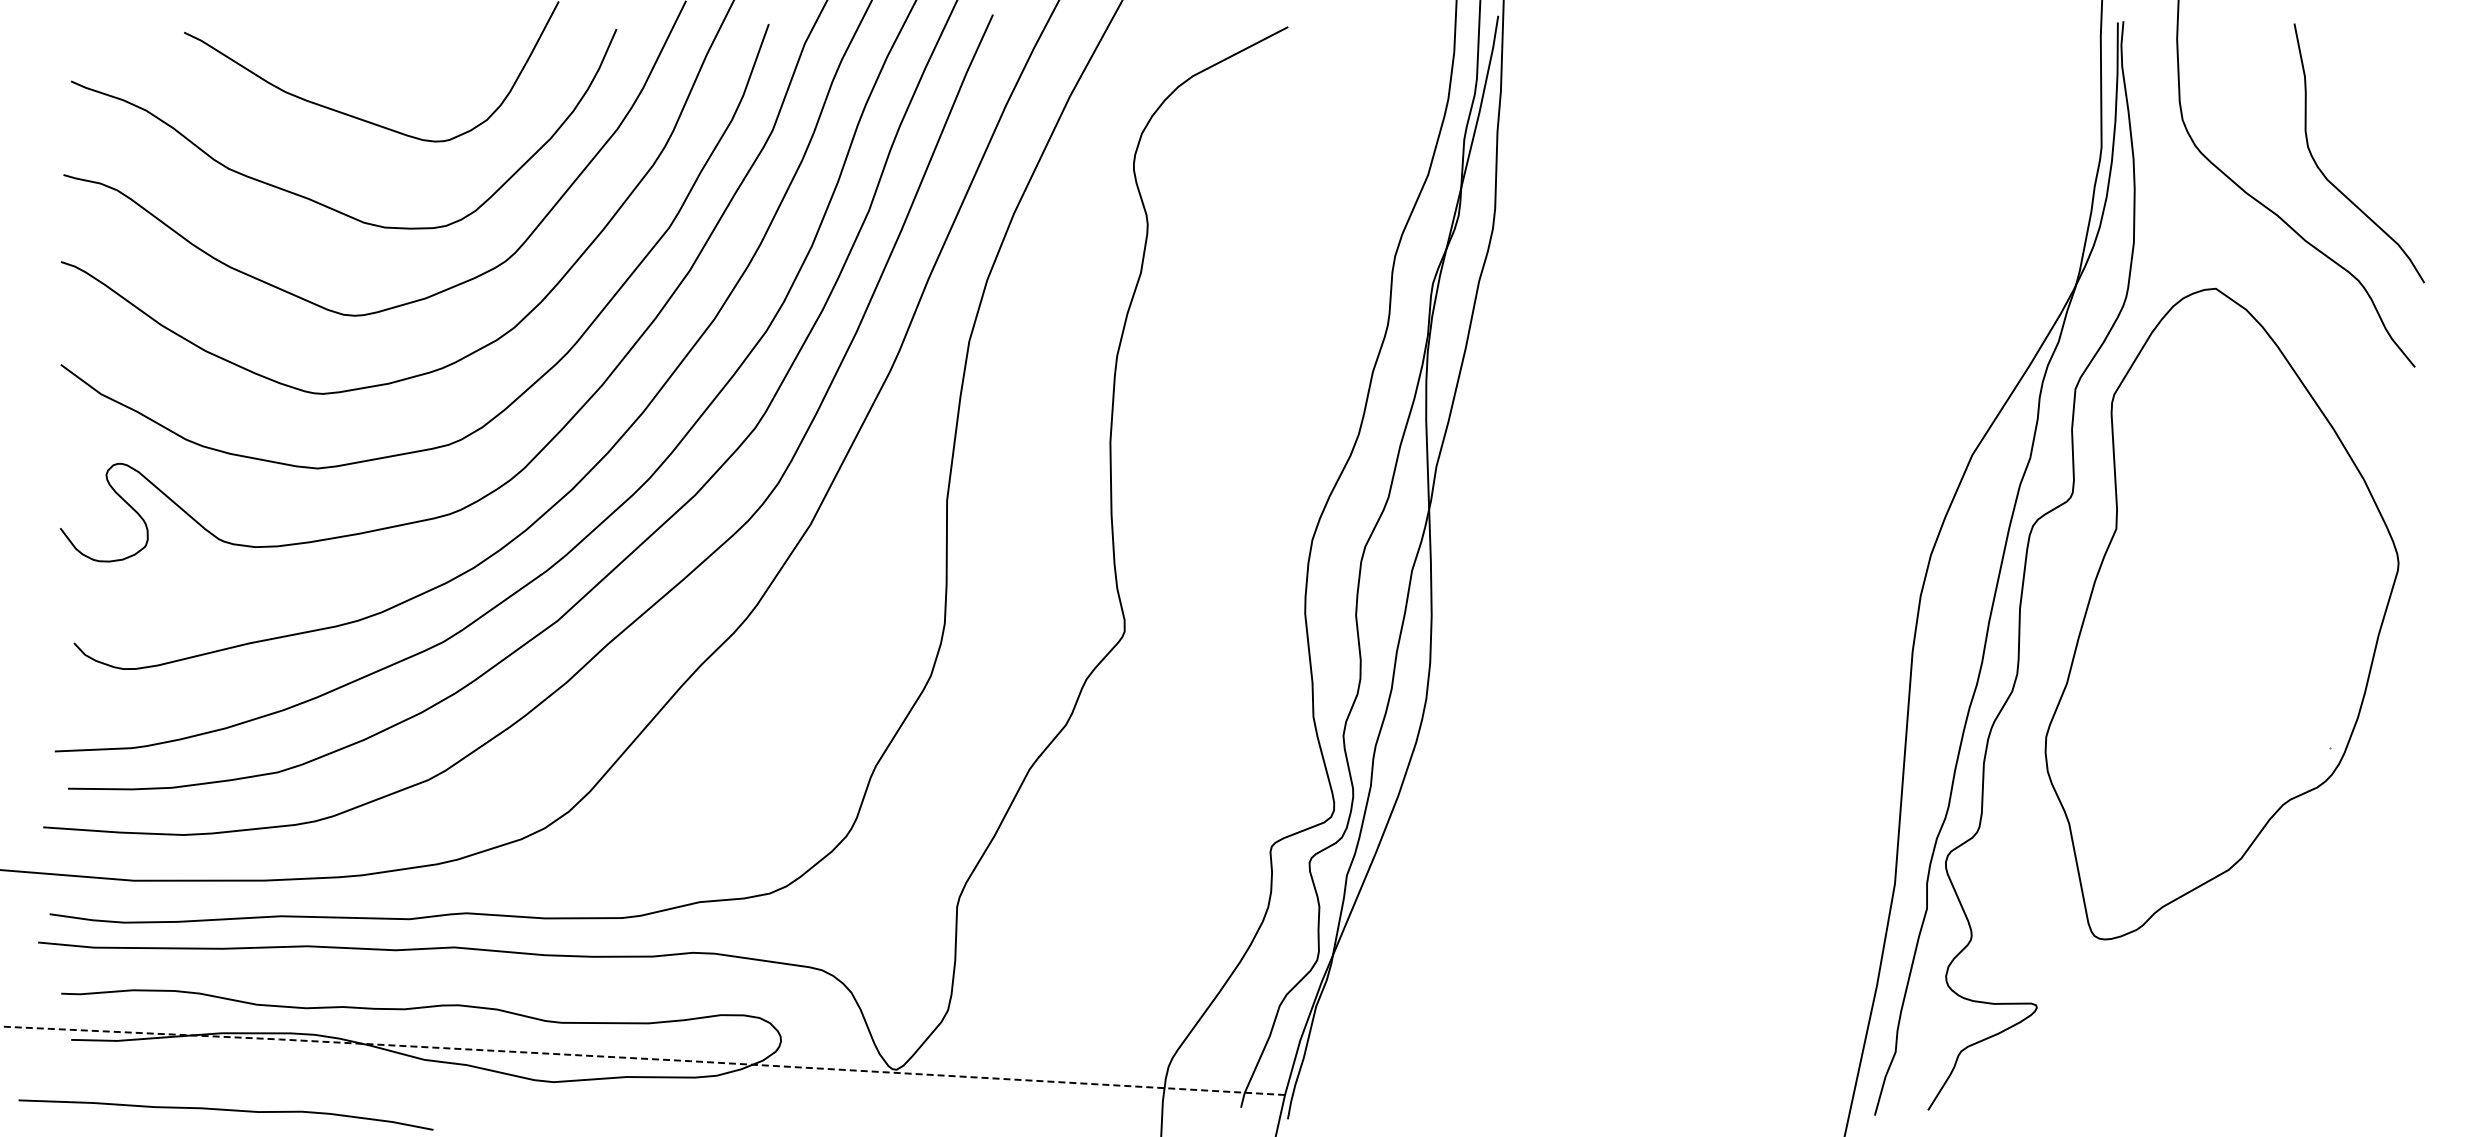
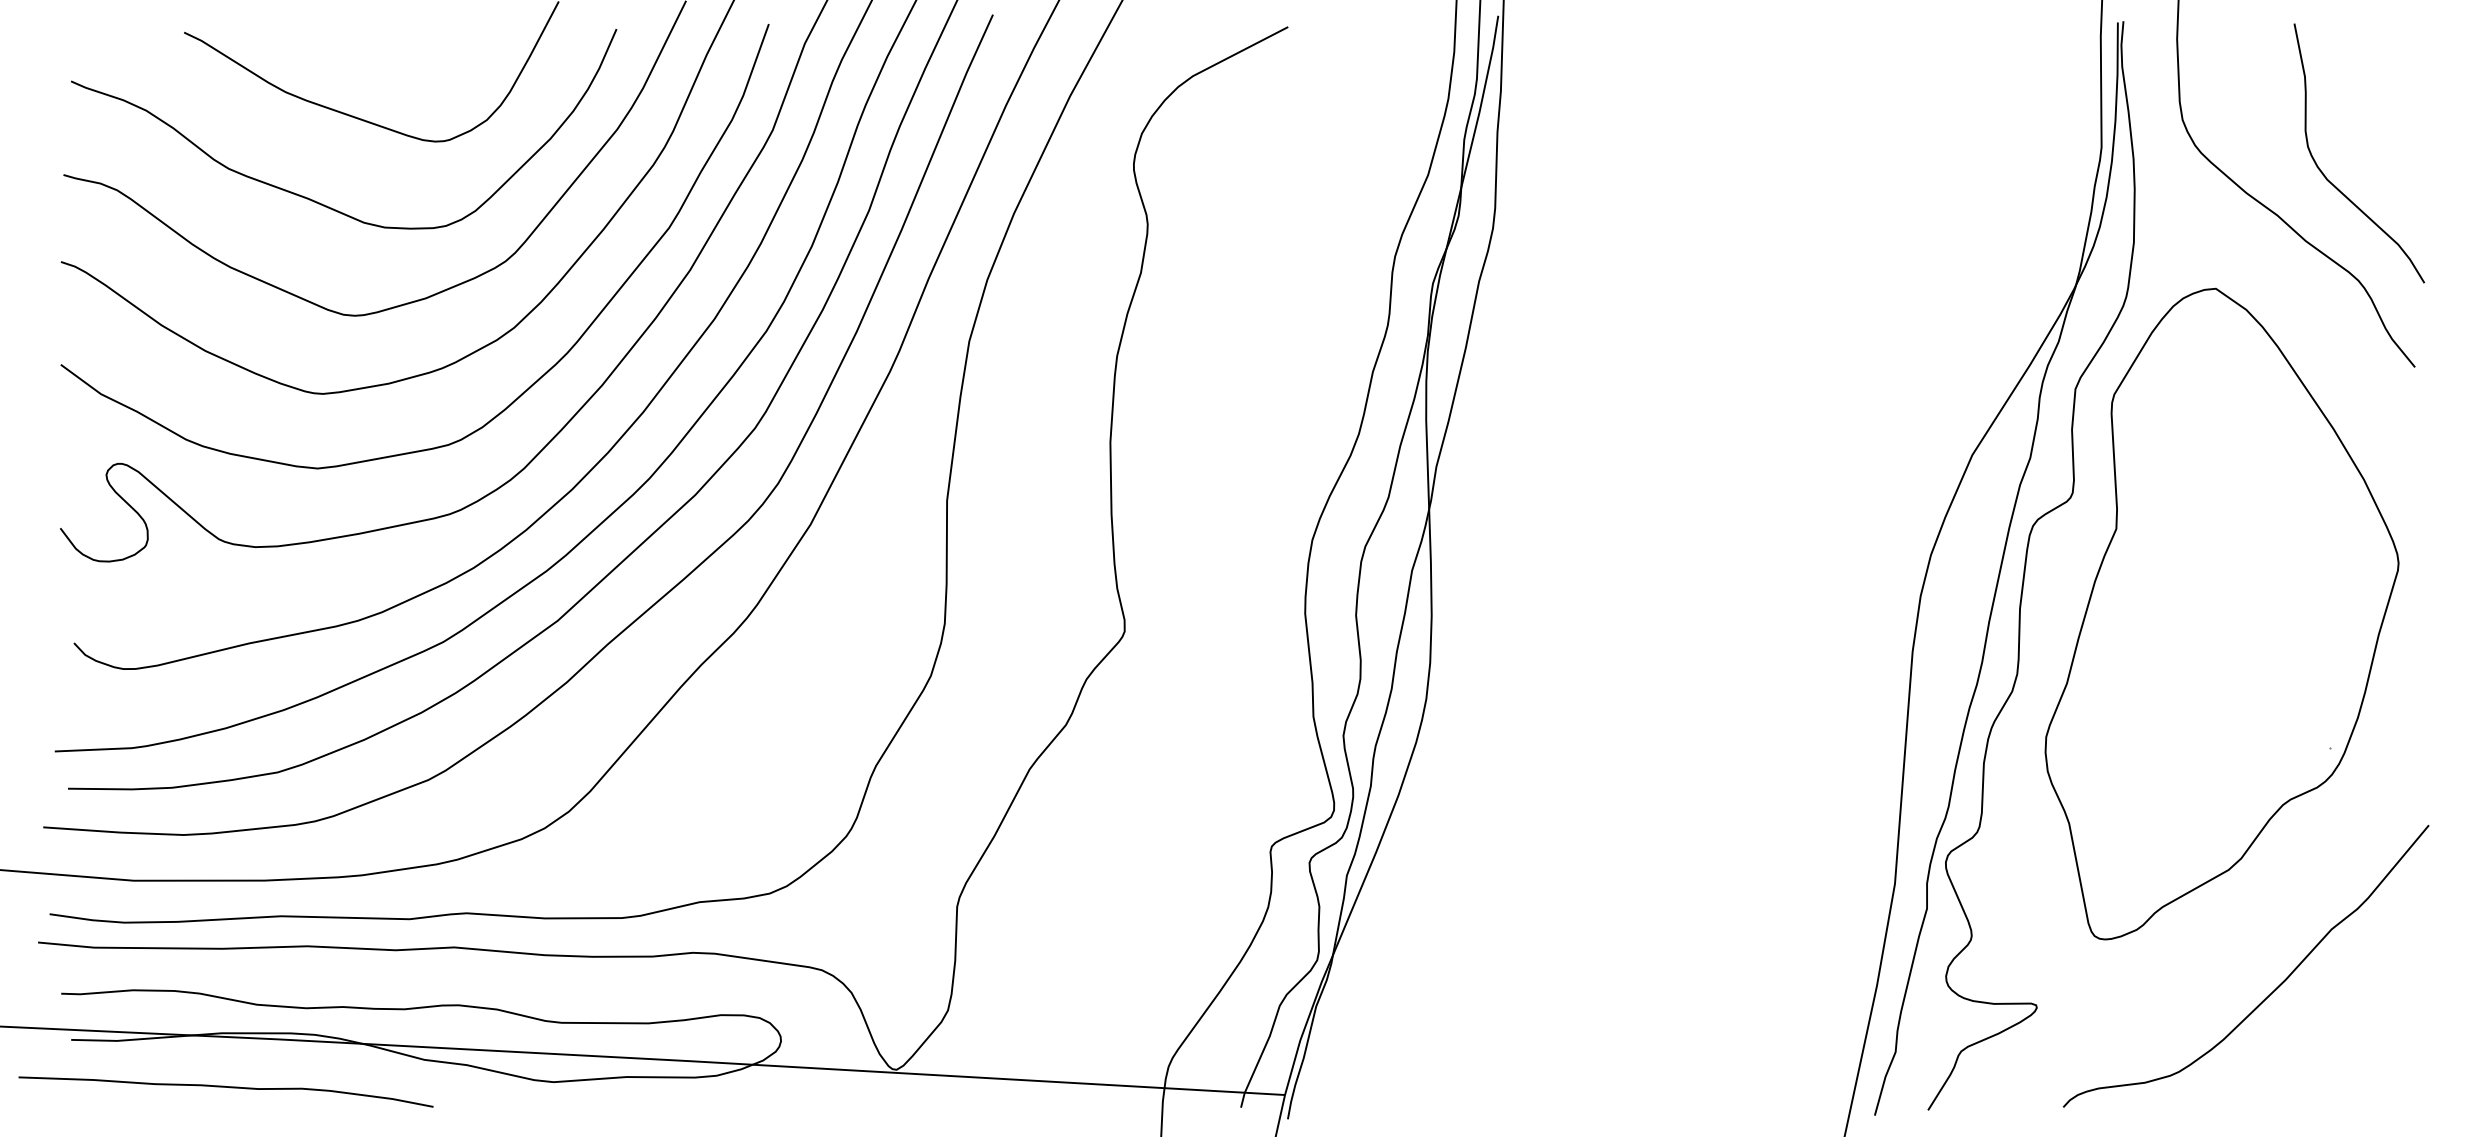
curve: none -> present (2272, 991)
line: dashed -> solid (642, 1058)
curve position: (225, 1110) -> (225, 1087) (225, 1087)
